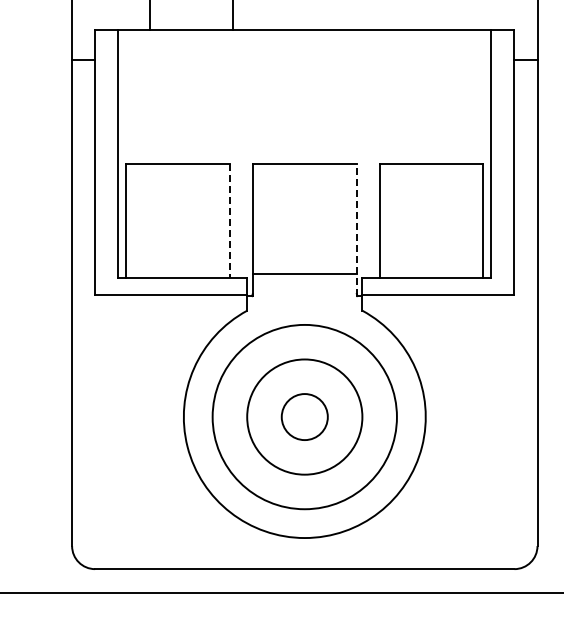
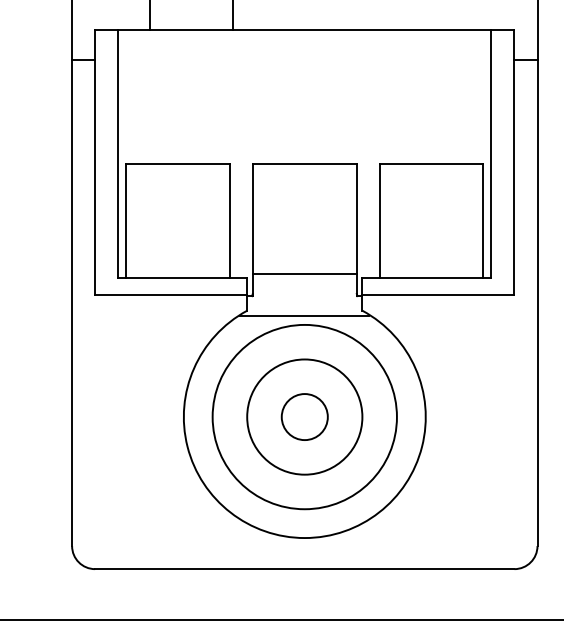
line: dashed -> solid (229, 221)
line: dashed -> solid (356, 229)
line: none -> present (304, 315)
line position: (281, 592) -> (281, 619) (281, 619)
